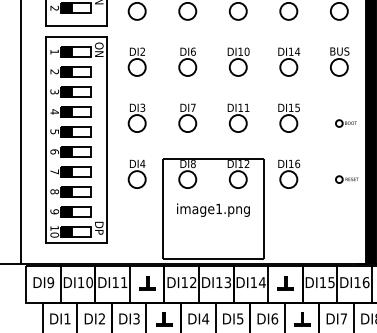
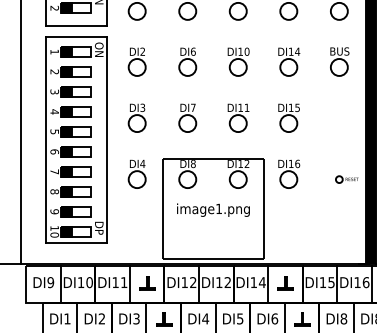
part: present -> none (345, 123)
text: DI13 -> DI12 (227, 282)
text: DI7 -> DI8 (343, 318)
